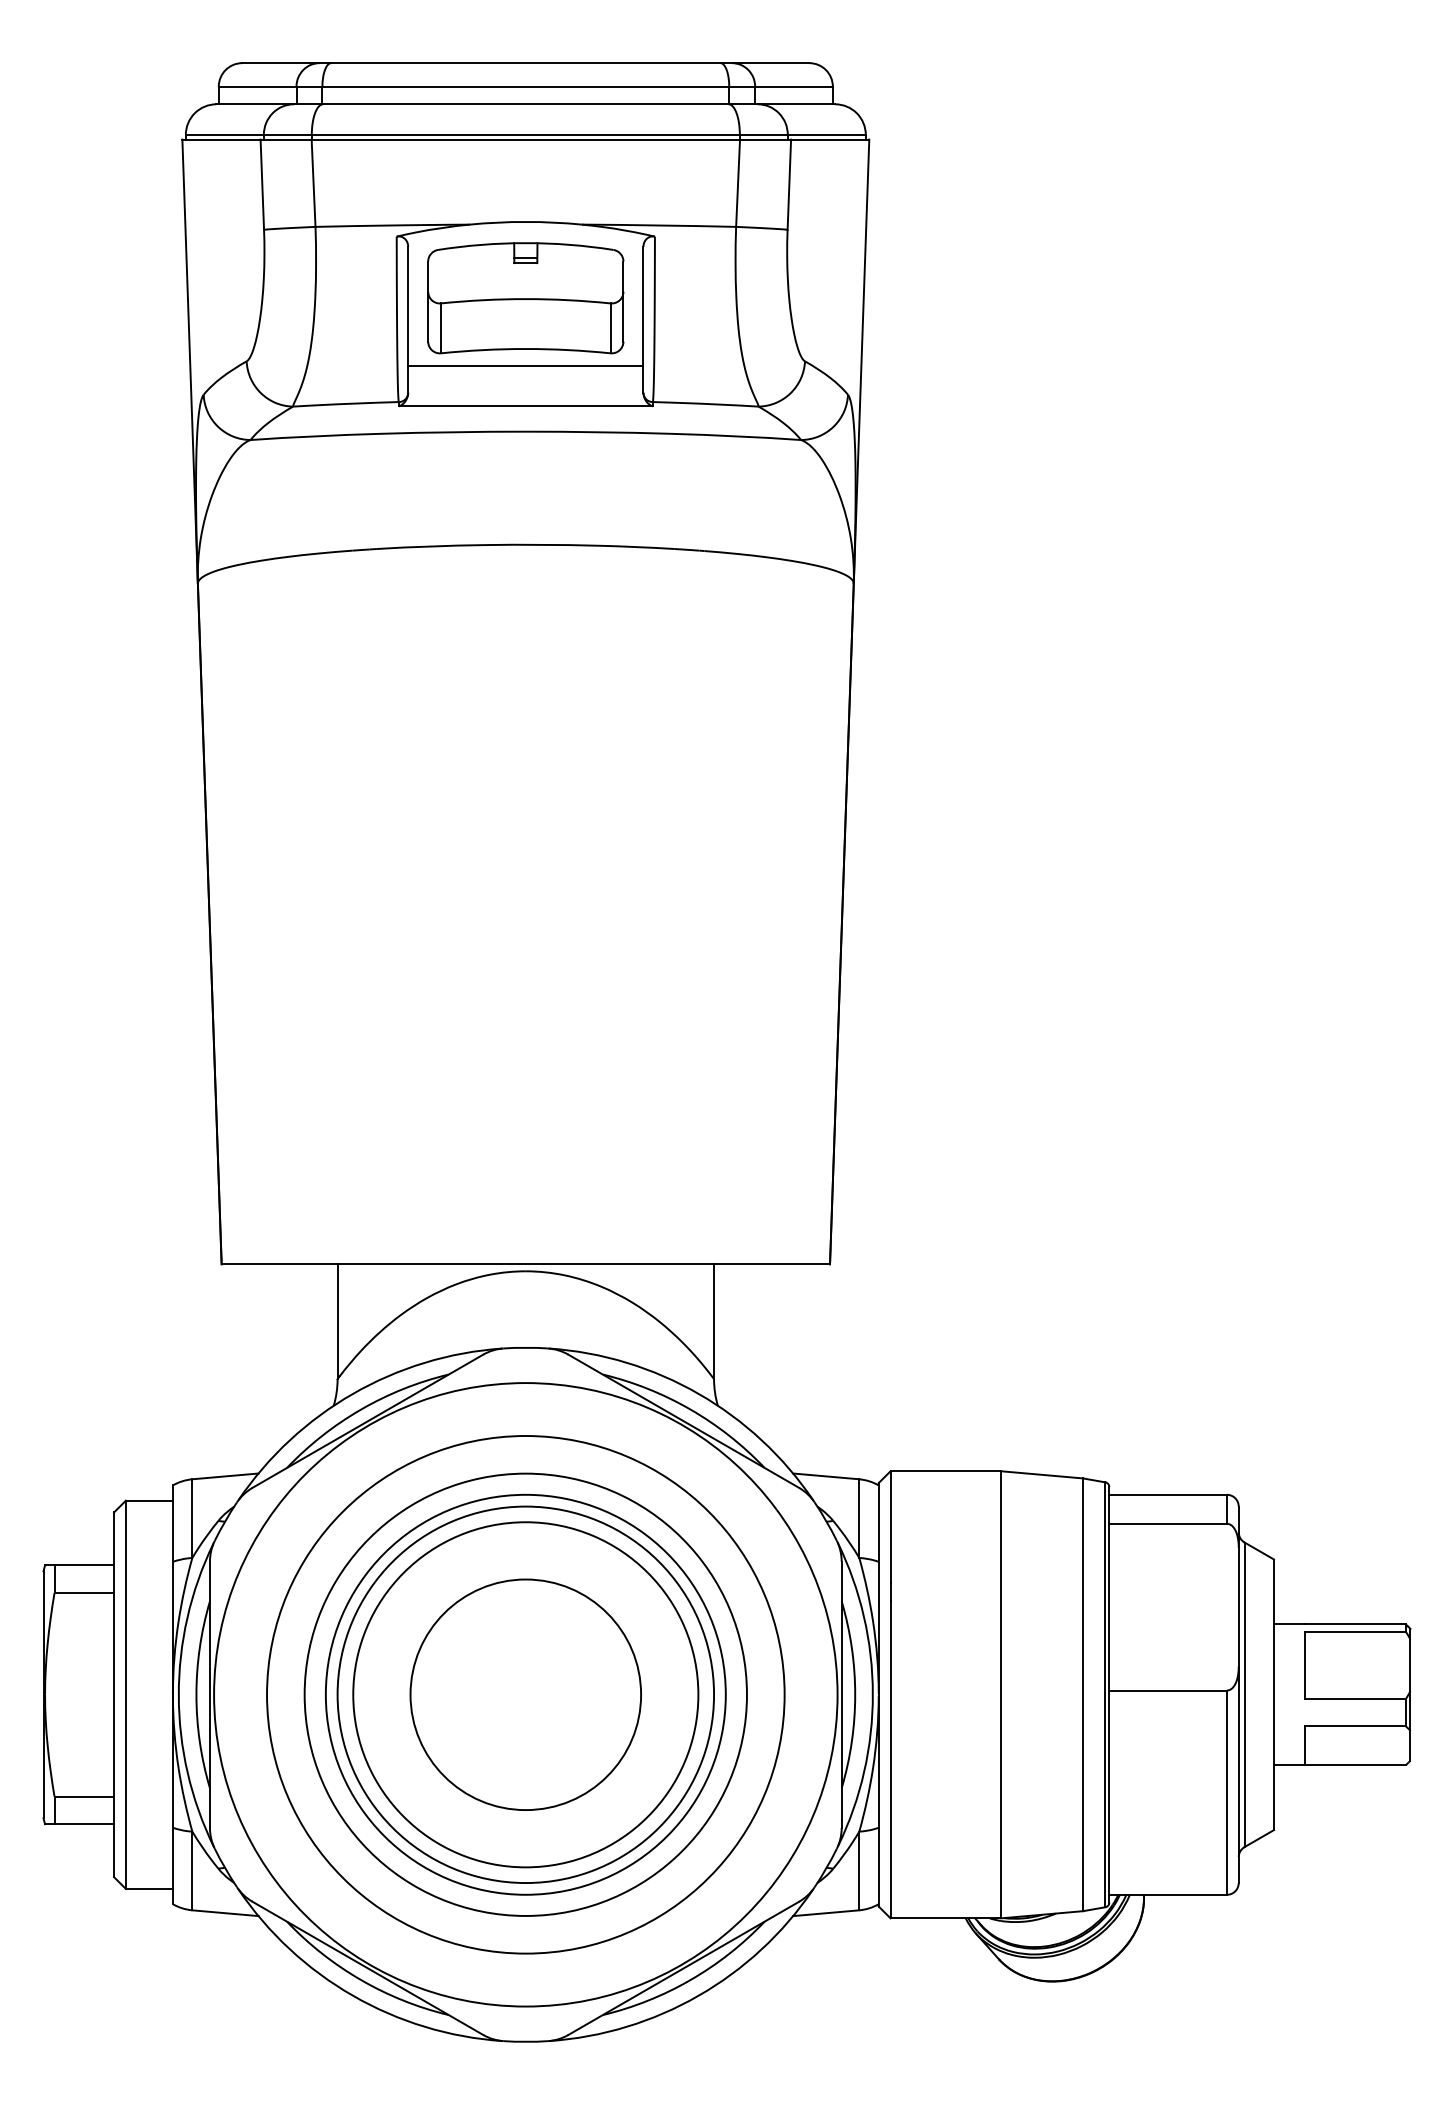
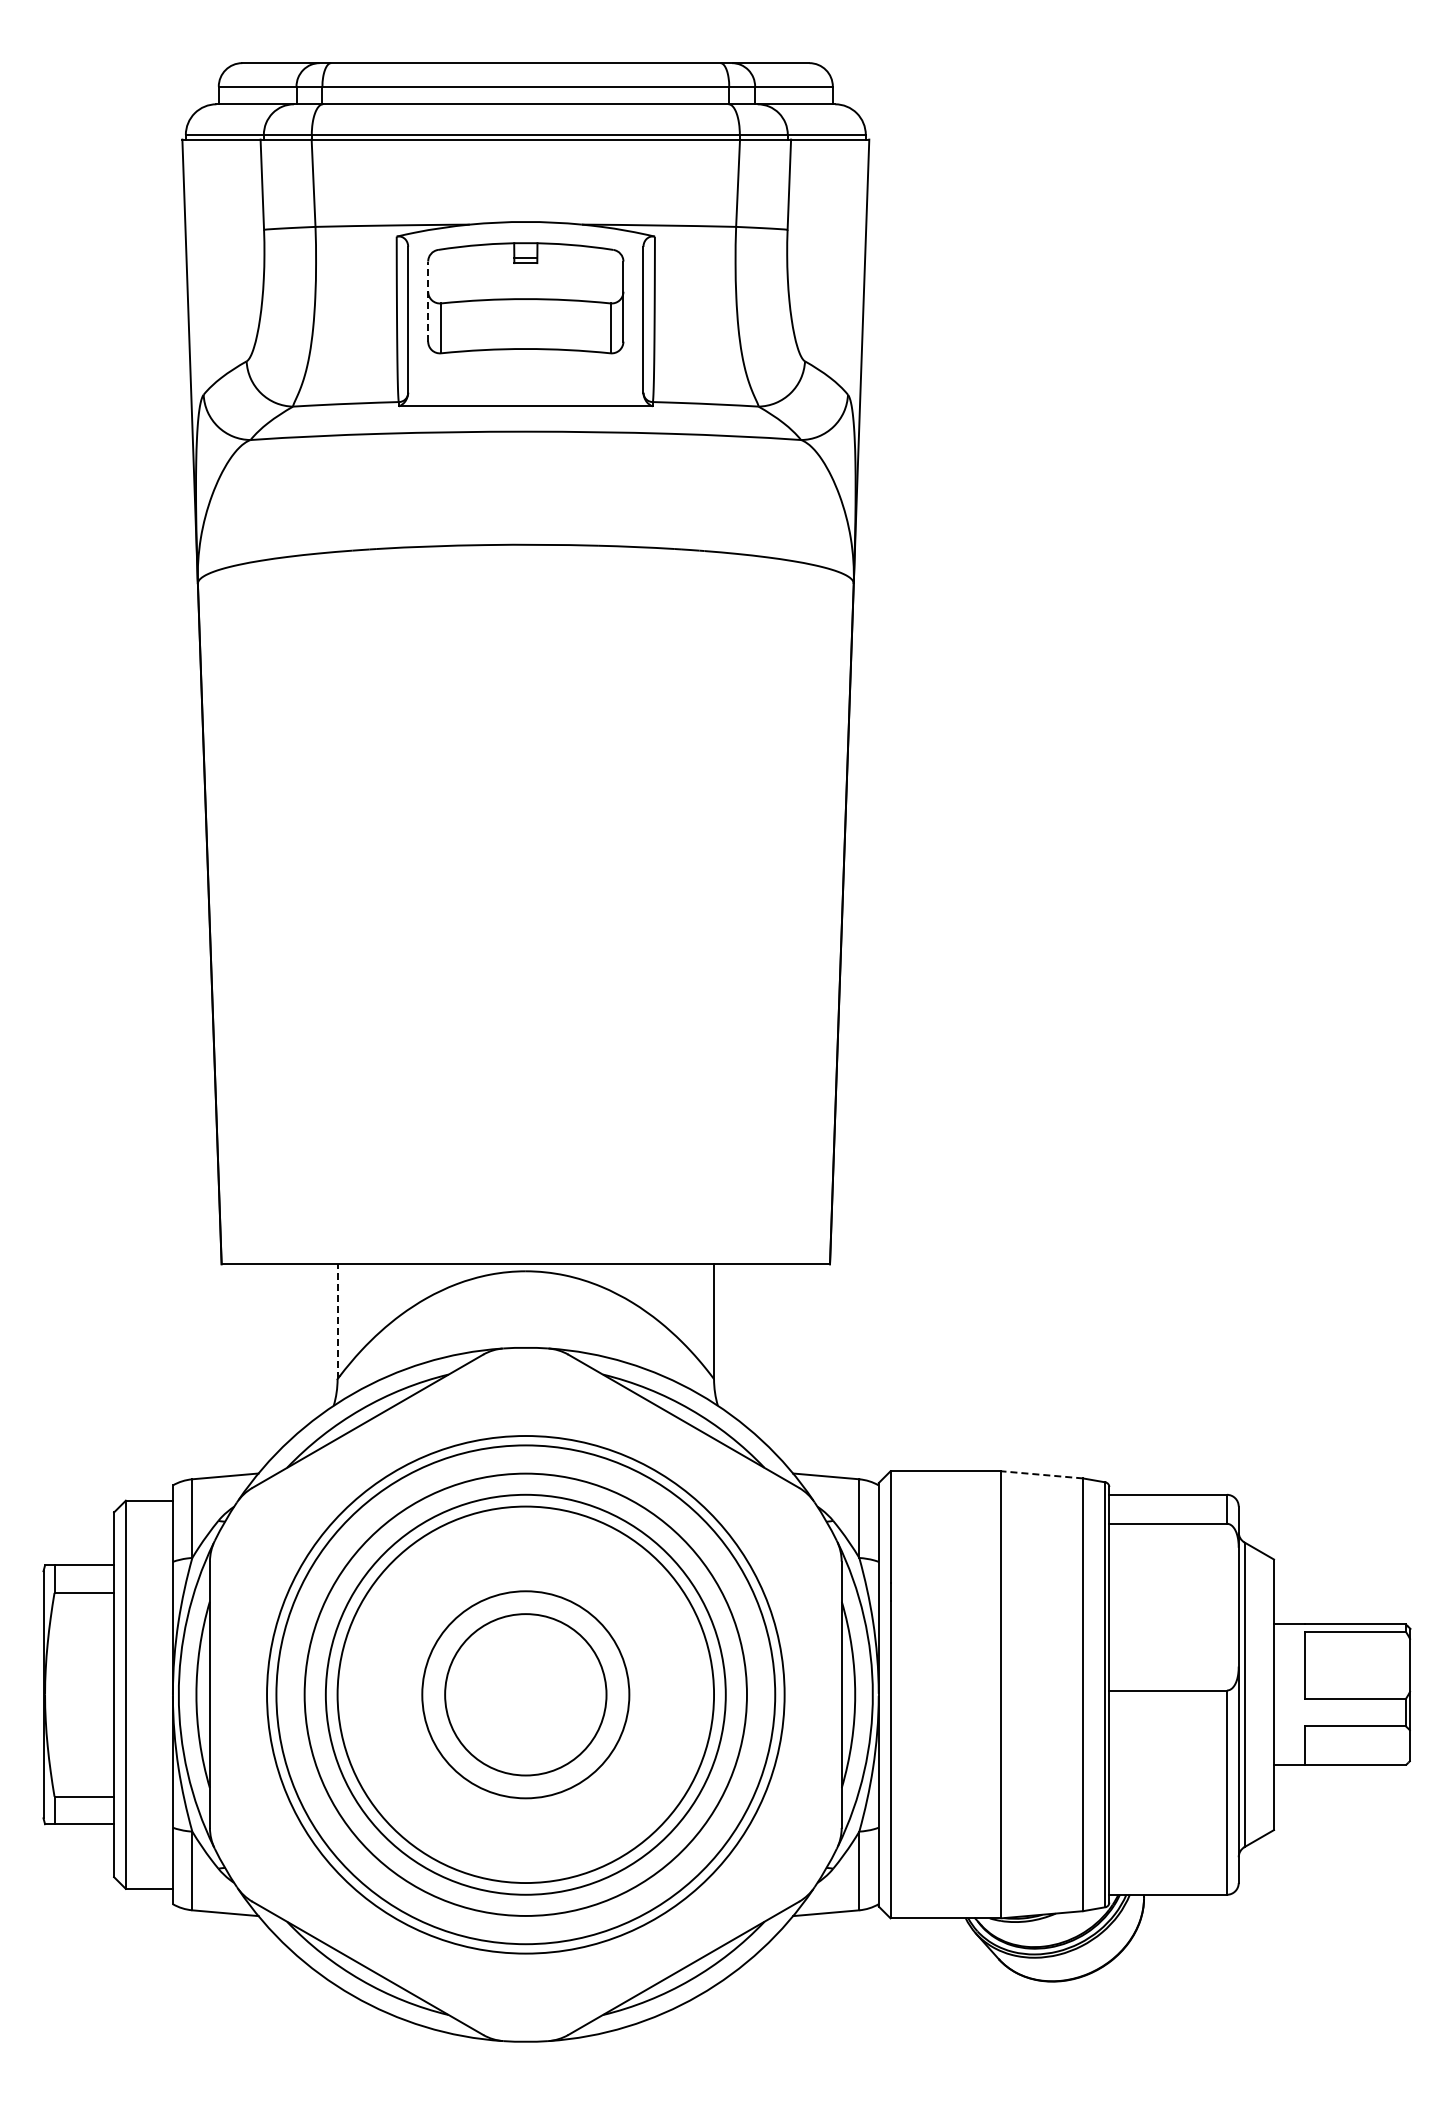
line: solid -> dashed (428, 301)
line: present -> none (525, 365)
line: solid -> dashed (337, 1320)
line: solid -> dashed (1041, 1474)
circle diameter: 231 px -> 161 px (525, 1694)
circle diameter: 345 px -> 207 px (525, 1694)
circle diameter: 623 px -> 499 px (525, 1694)
